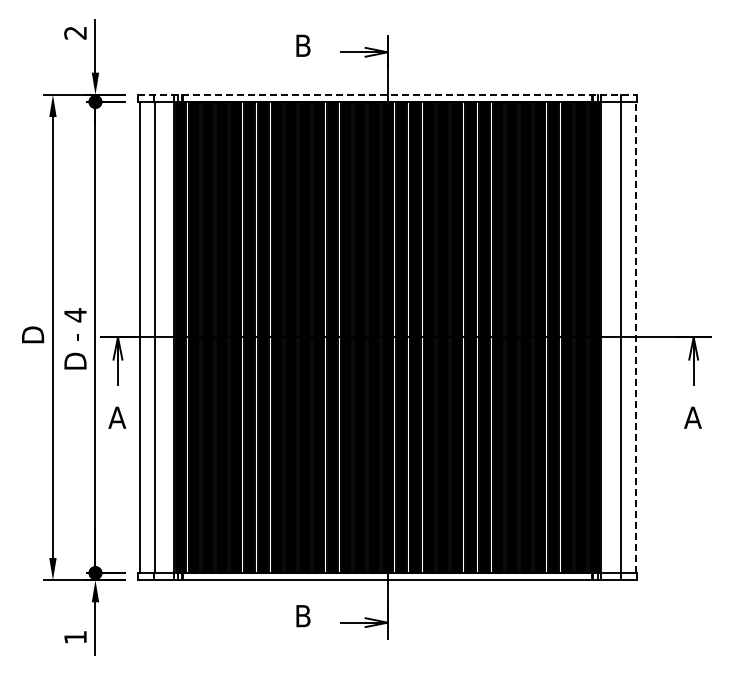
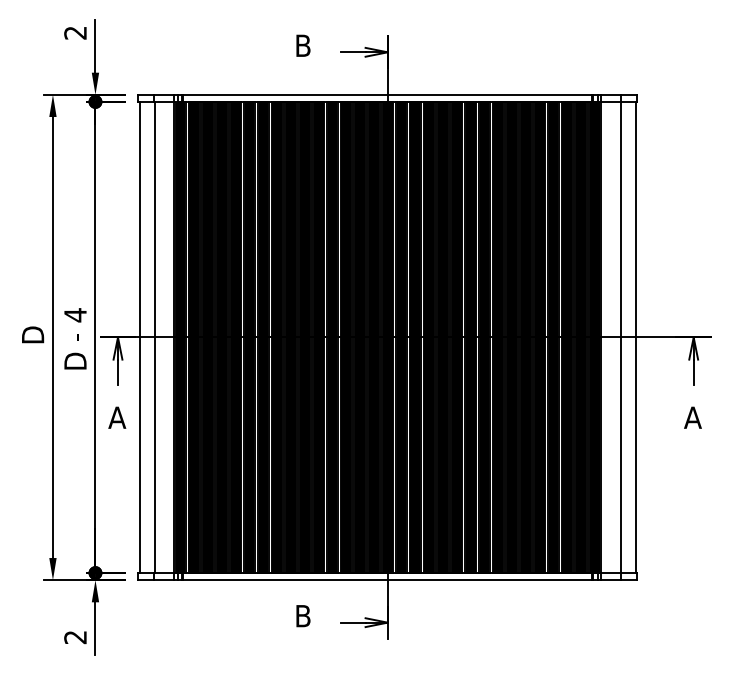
line: dashed -> solid (387, 94)
line: dashed -> solid (635, 337)
text: 1 -> 2 (75, 637)
